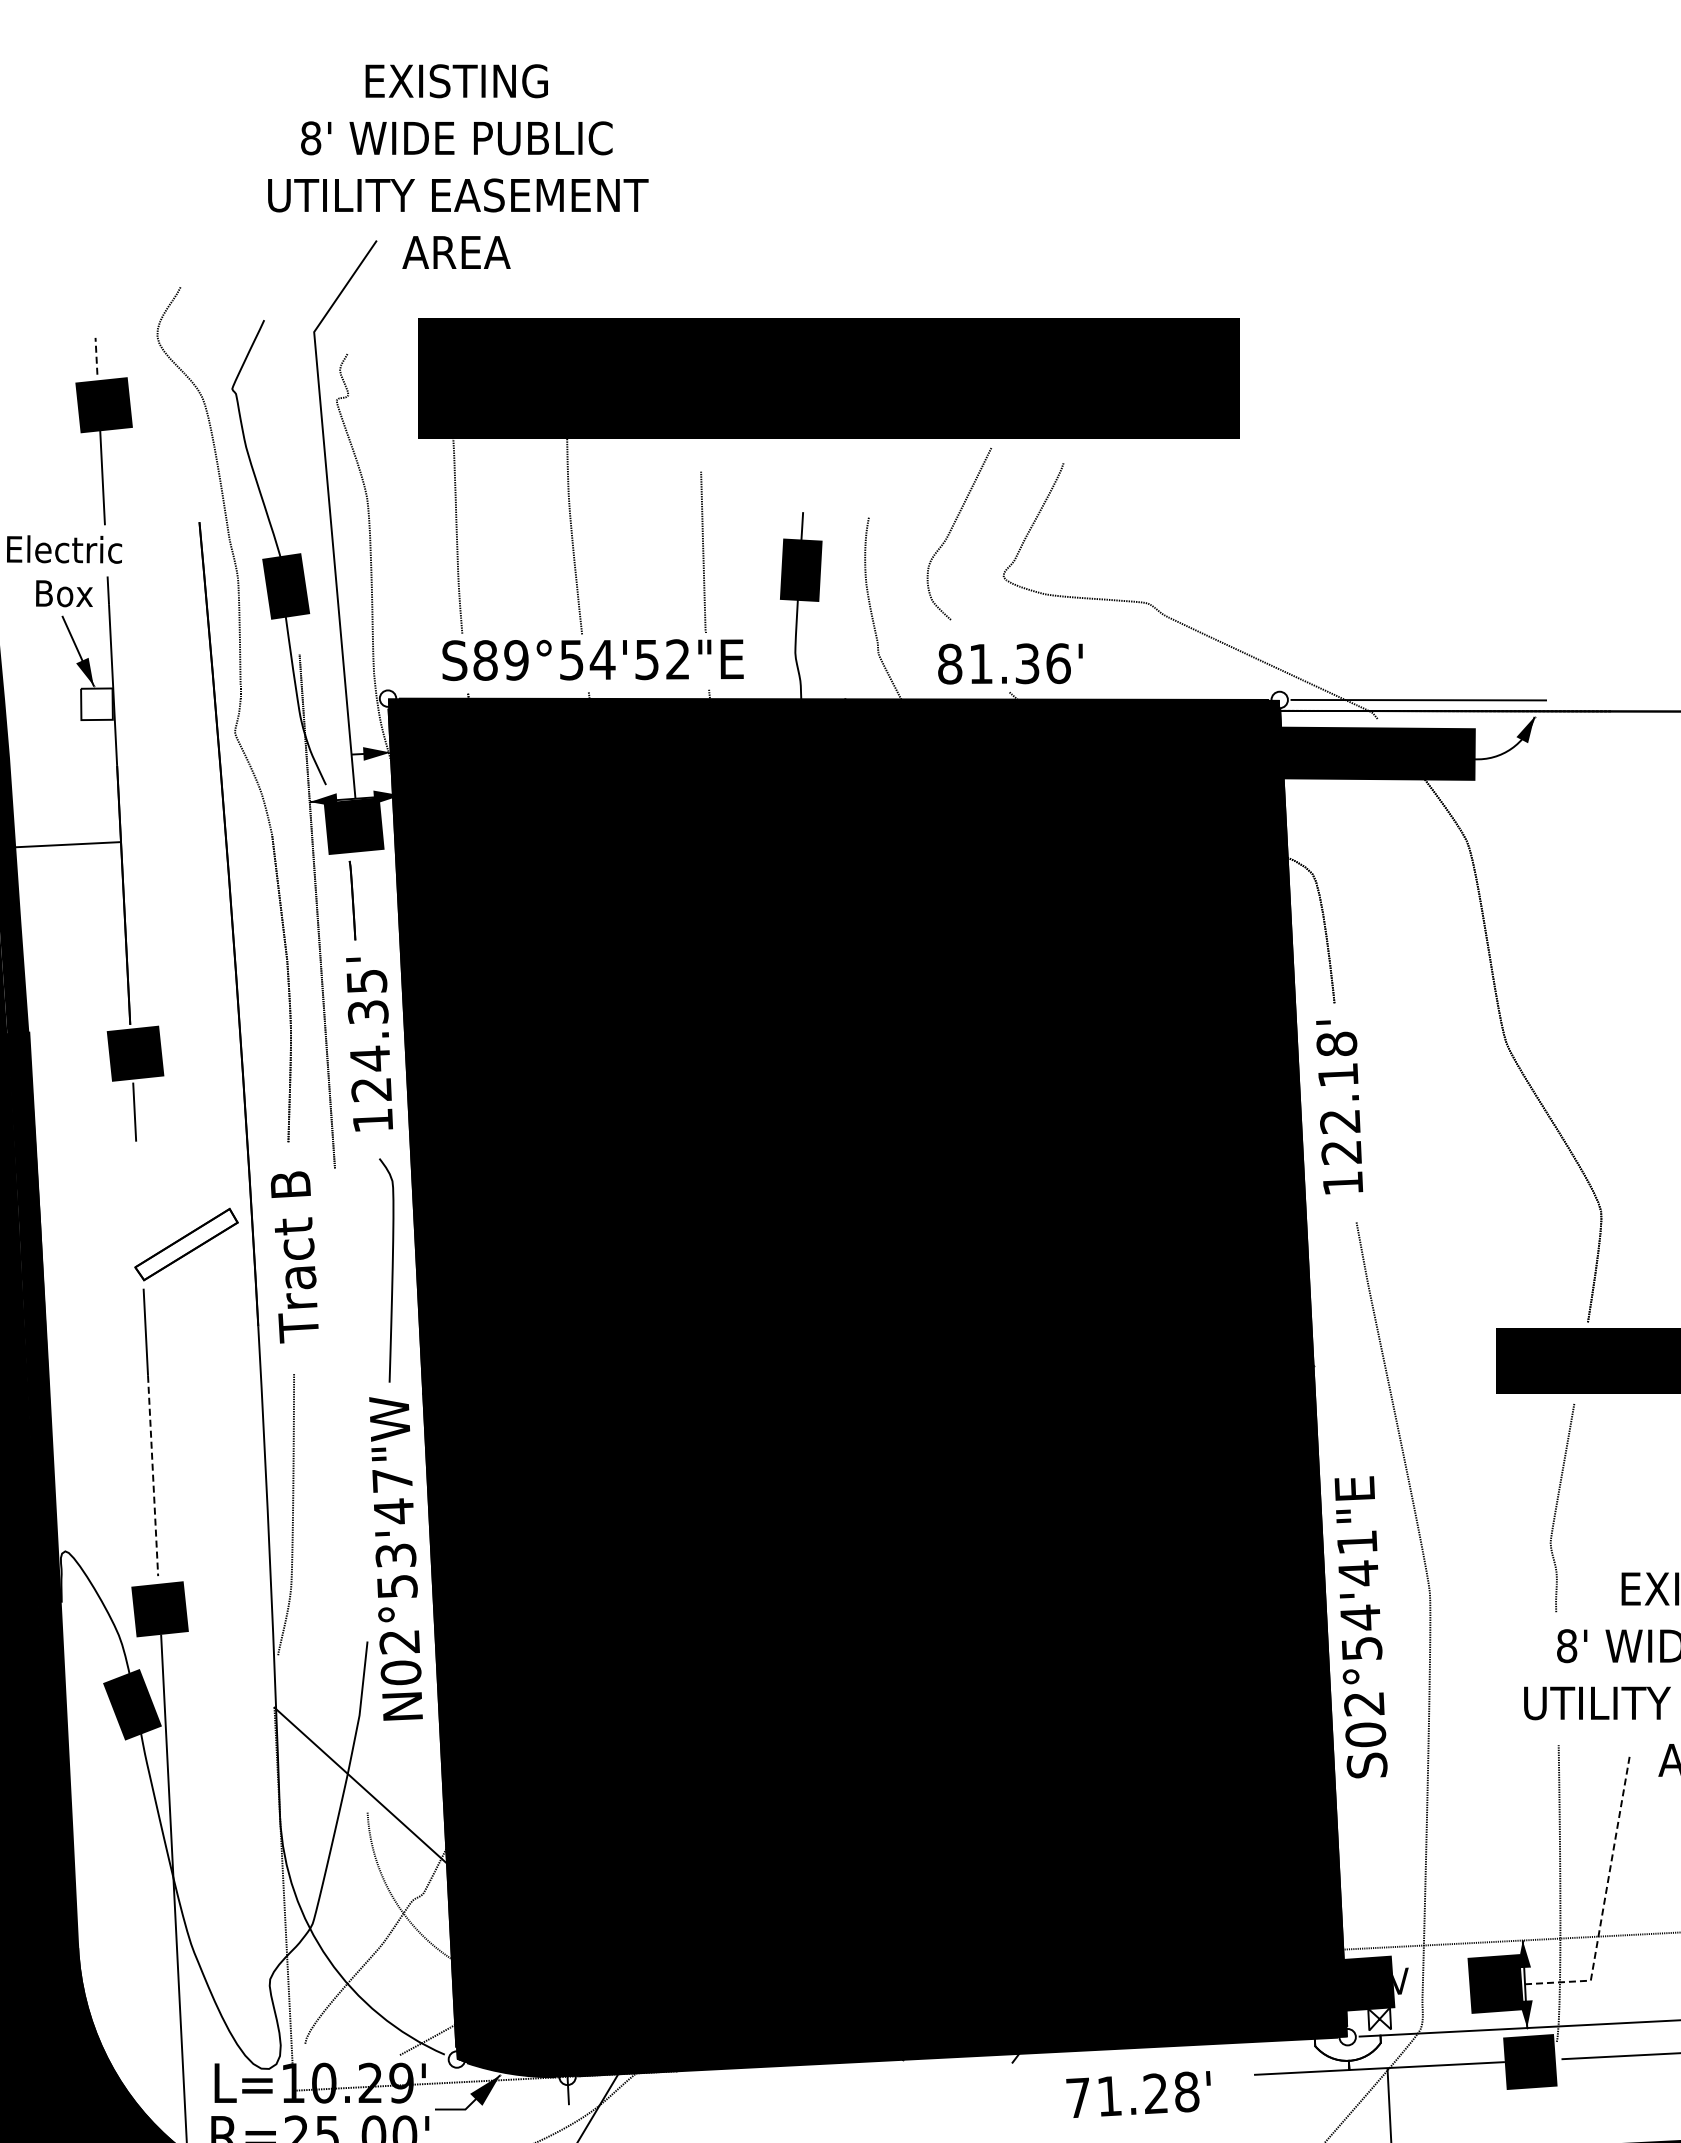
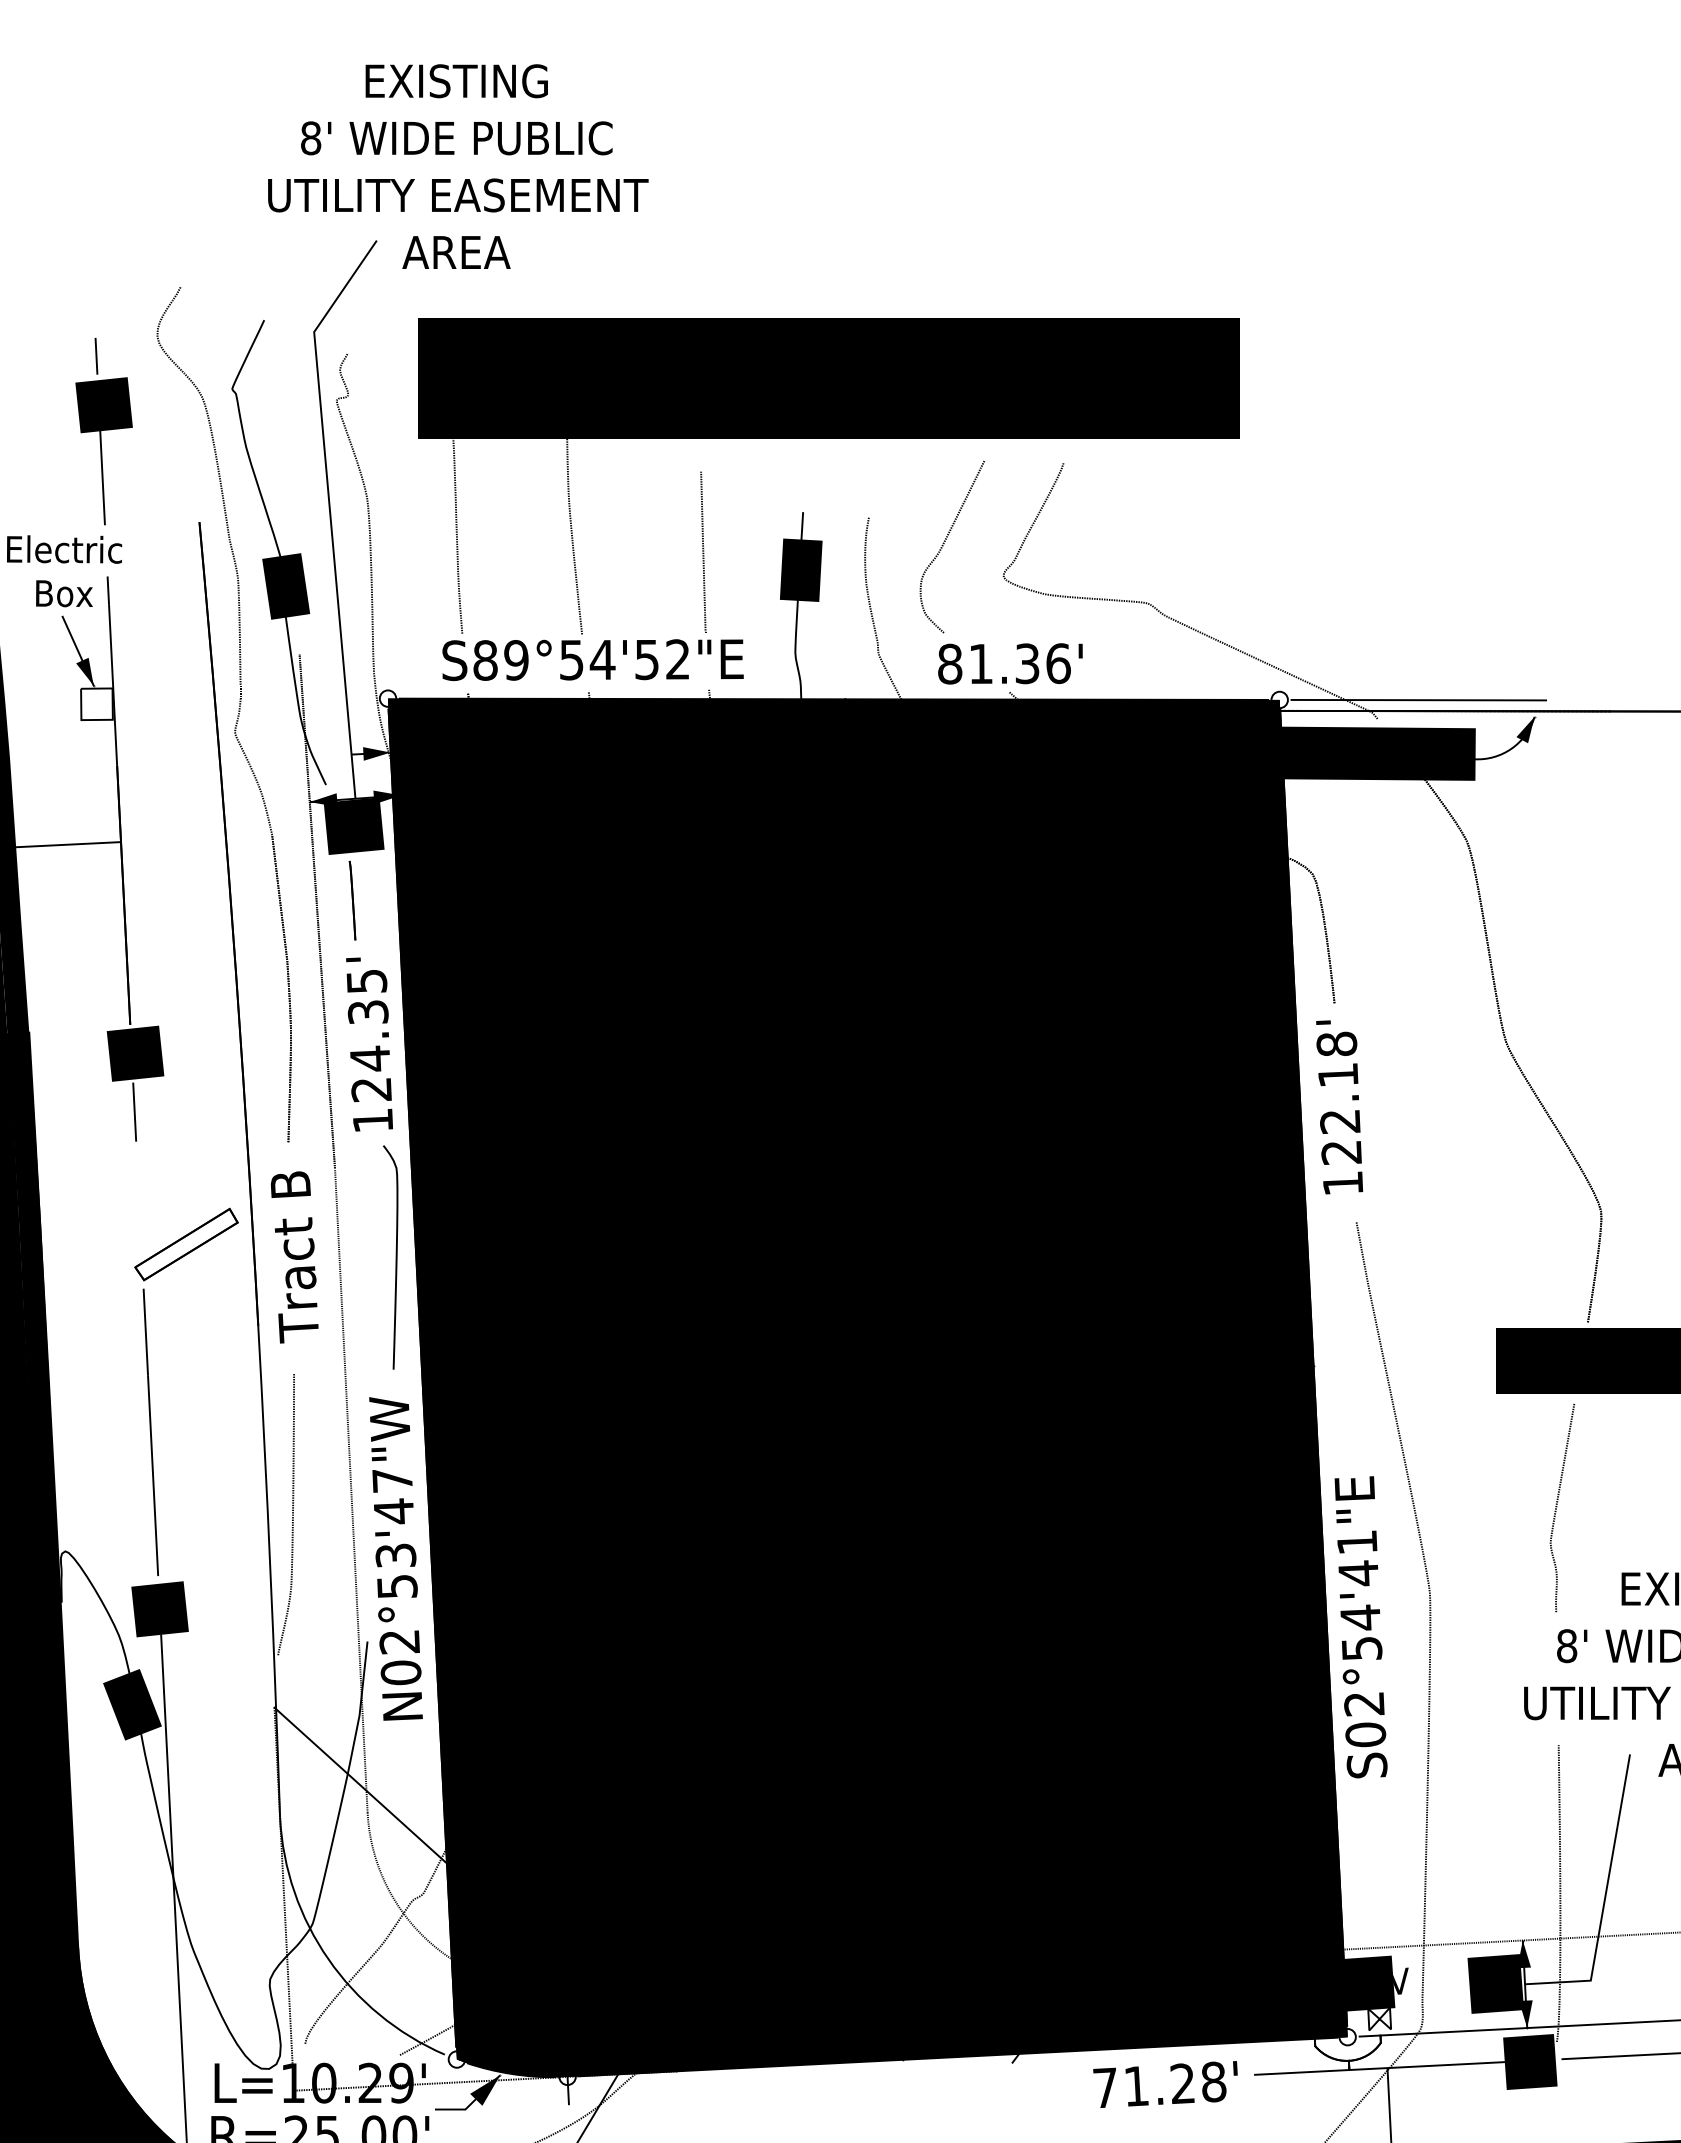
line: dashed -> solid (96, 355)
curve position: (951, 531) -> (944, 544) (944, 544)
curve position: (391, 1270) -> (395, 1257) (395, 1257)
line: dashed -> solid (153, 1476)
line: none -> present (351, 1490)
line: dashed -> solid (1604, 1899)
text position: (1138, 2094) -> (1165, 2084) (1165, 2084)
